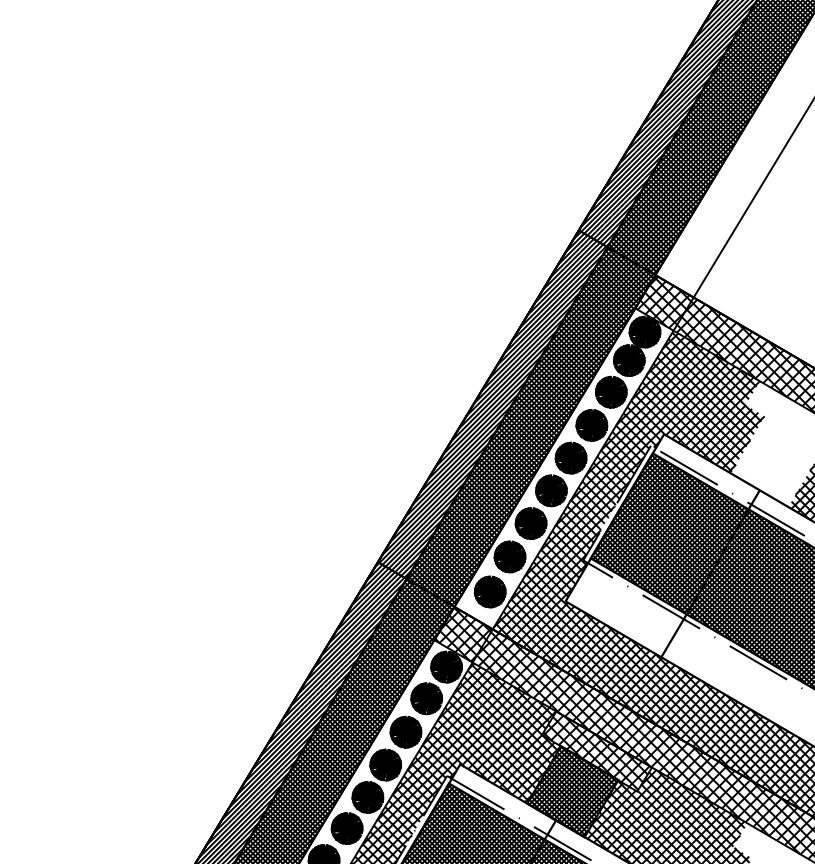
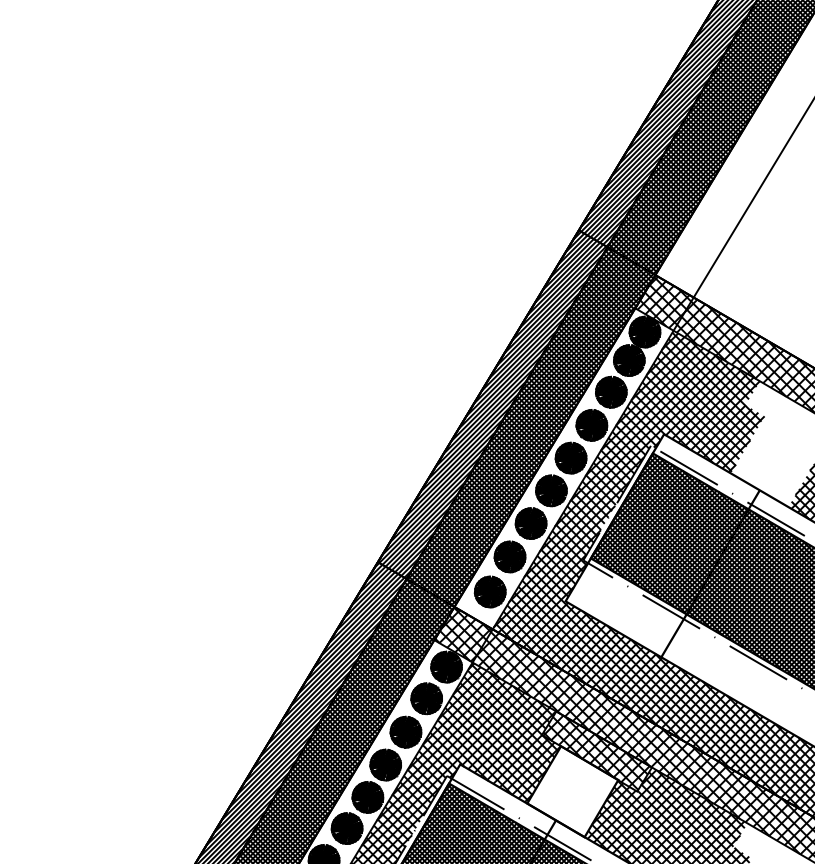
hatch: present -> none (572, 791)
